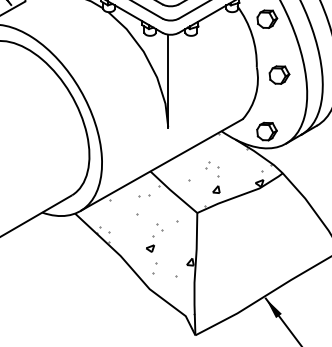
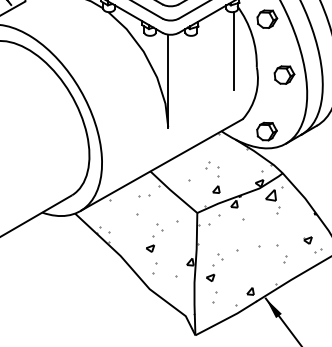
line: none -> present (233, 51)
part position: (279, 74) -> (284, 74) (284, 74)
hatch: none -> present (259, 245)
